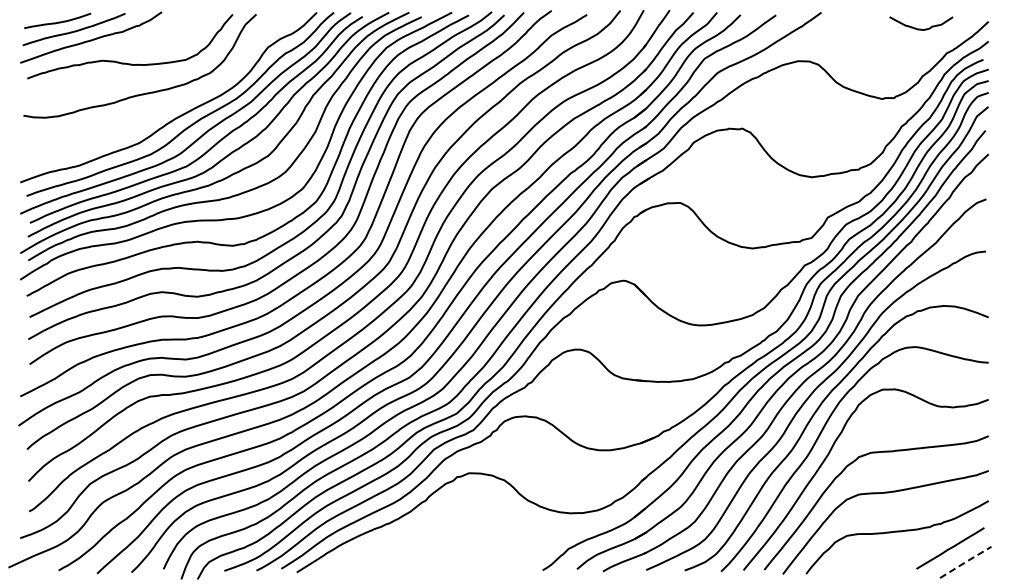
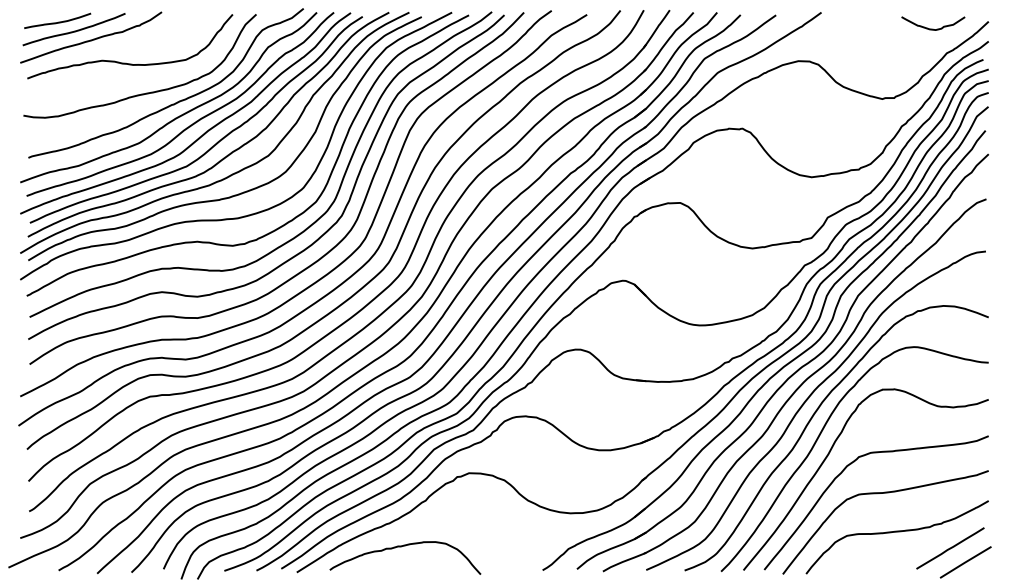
curve position: (921, 28) -> (933, 28) (933, 28)
curve: none -> present (172, 103)
curve: none -> present (401, 547)
line: dashed -> solid (965, 562)
